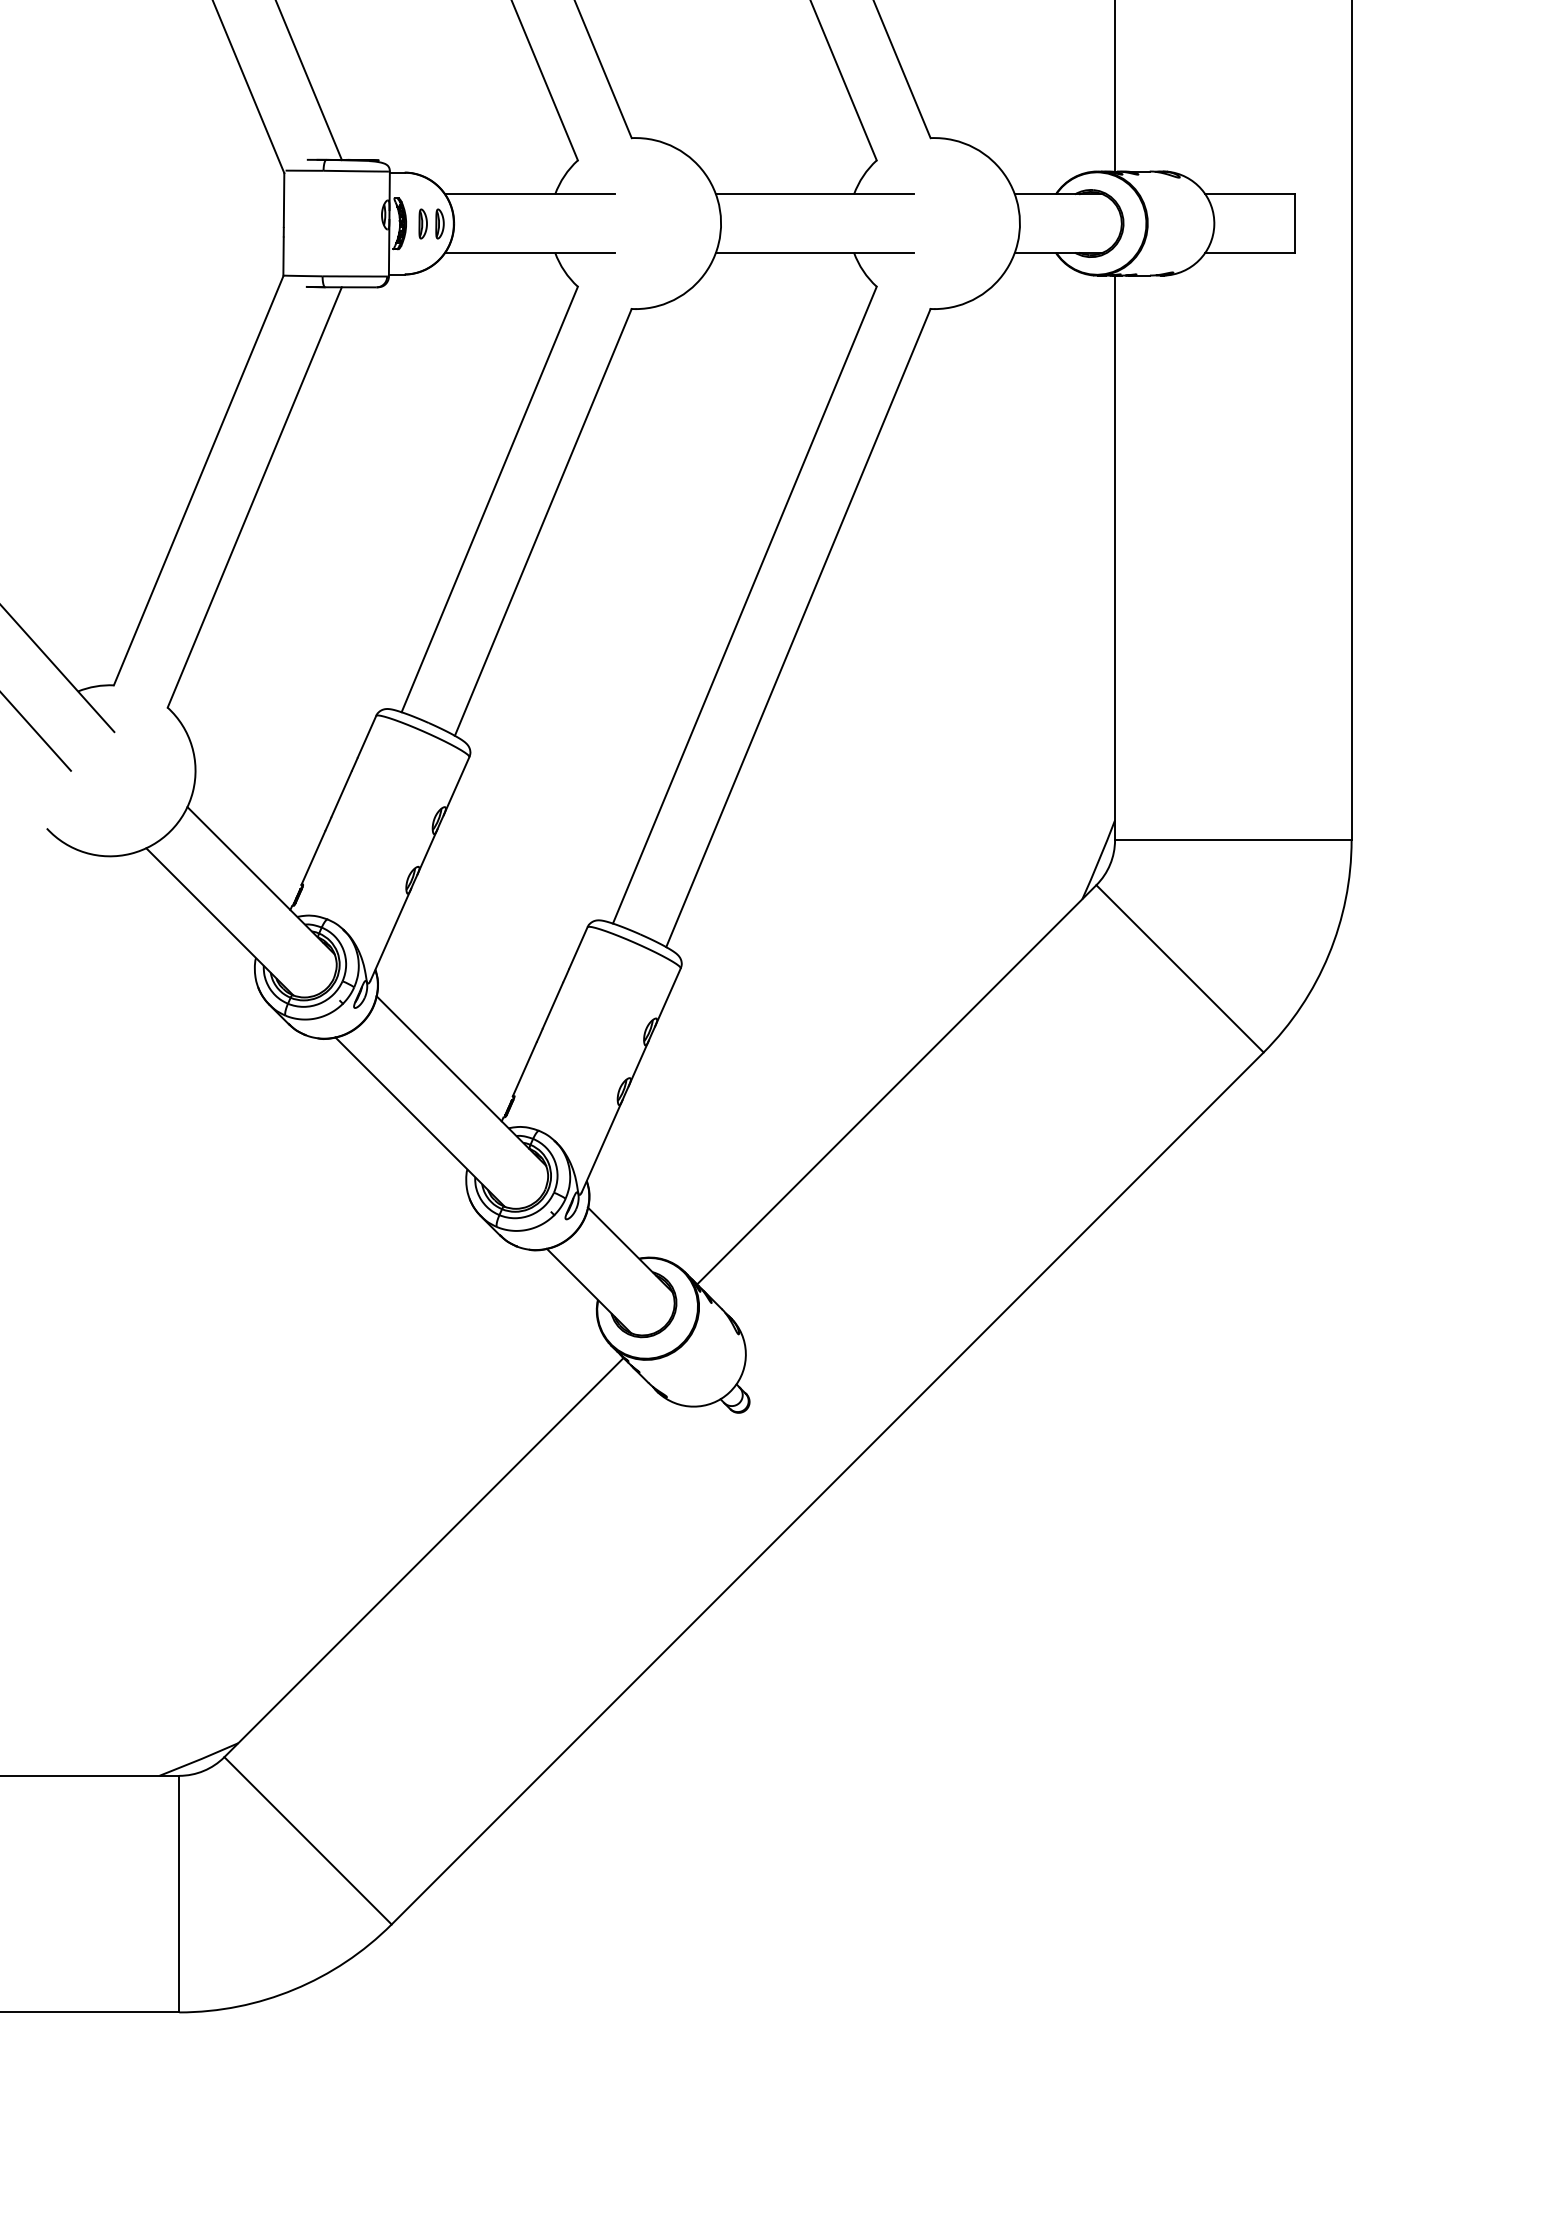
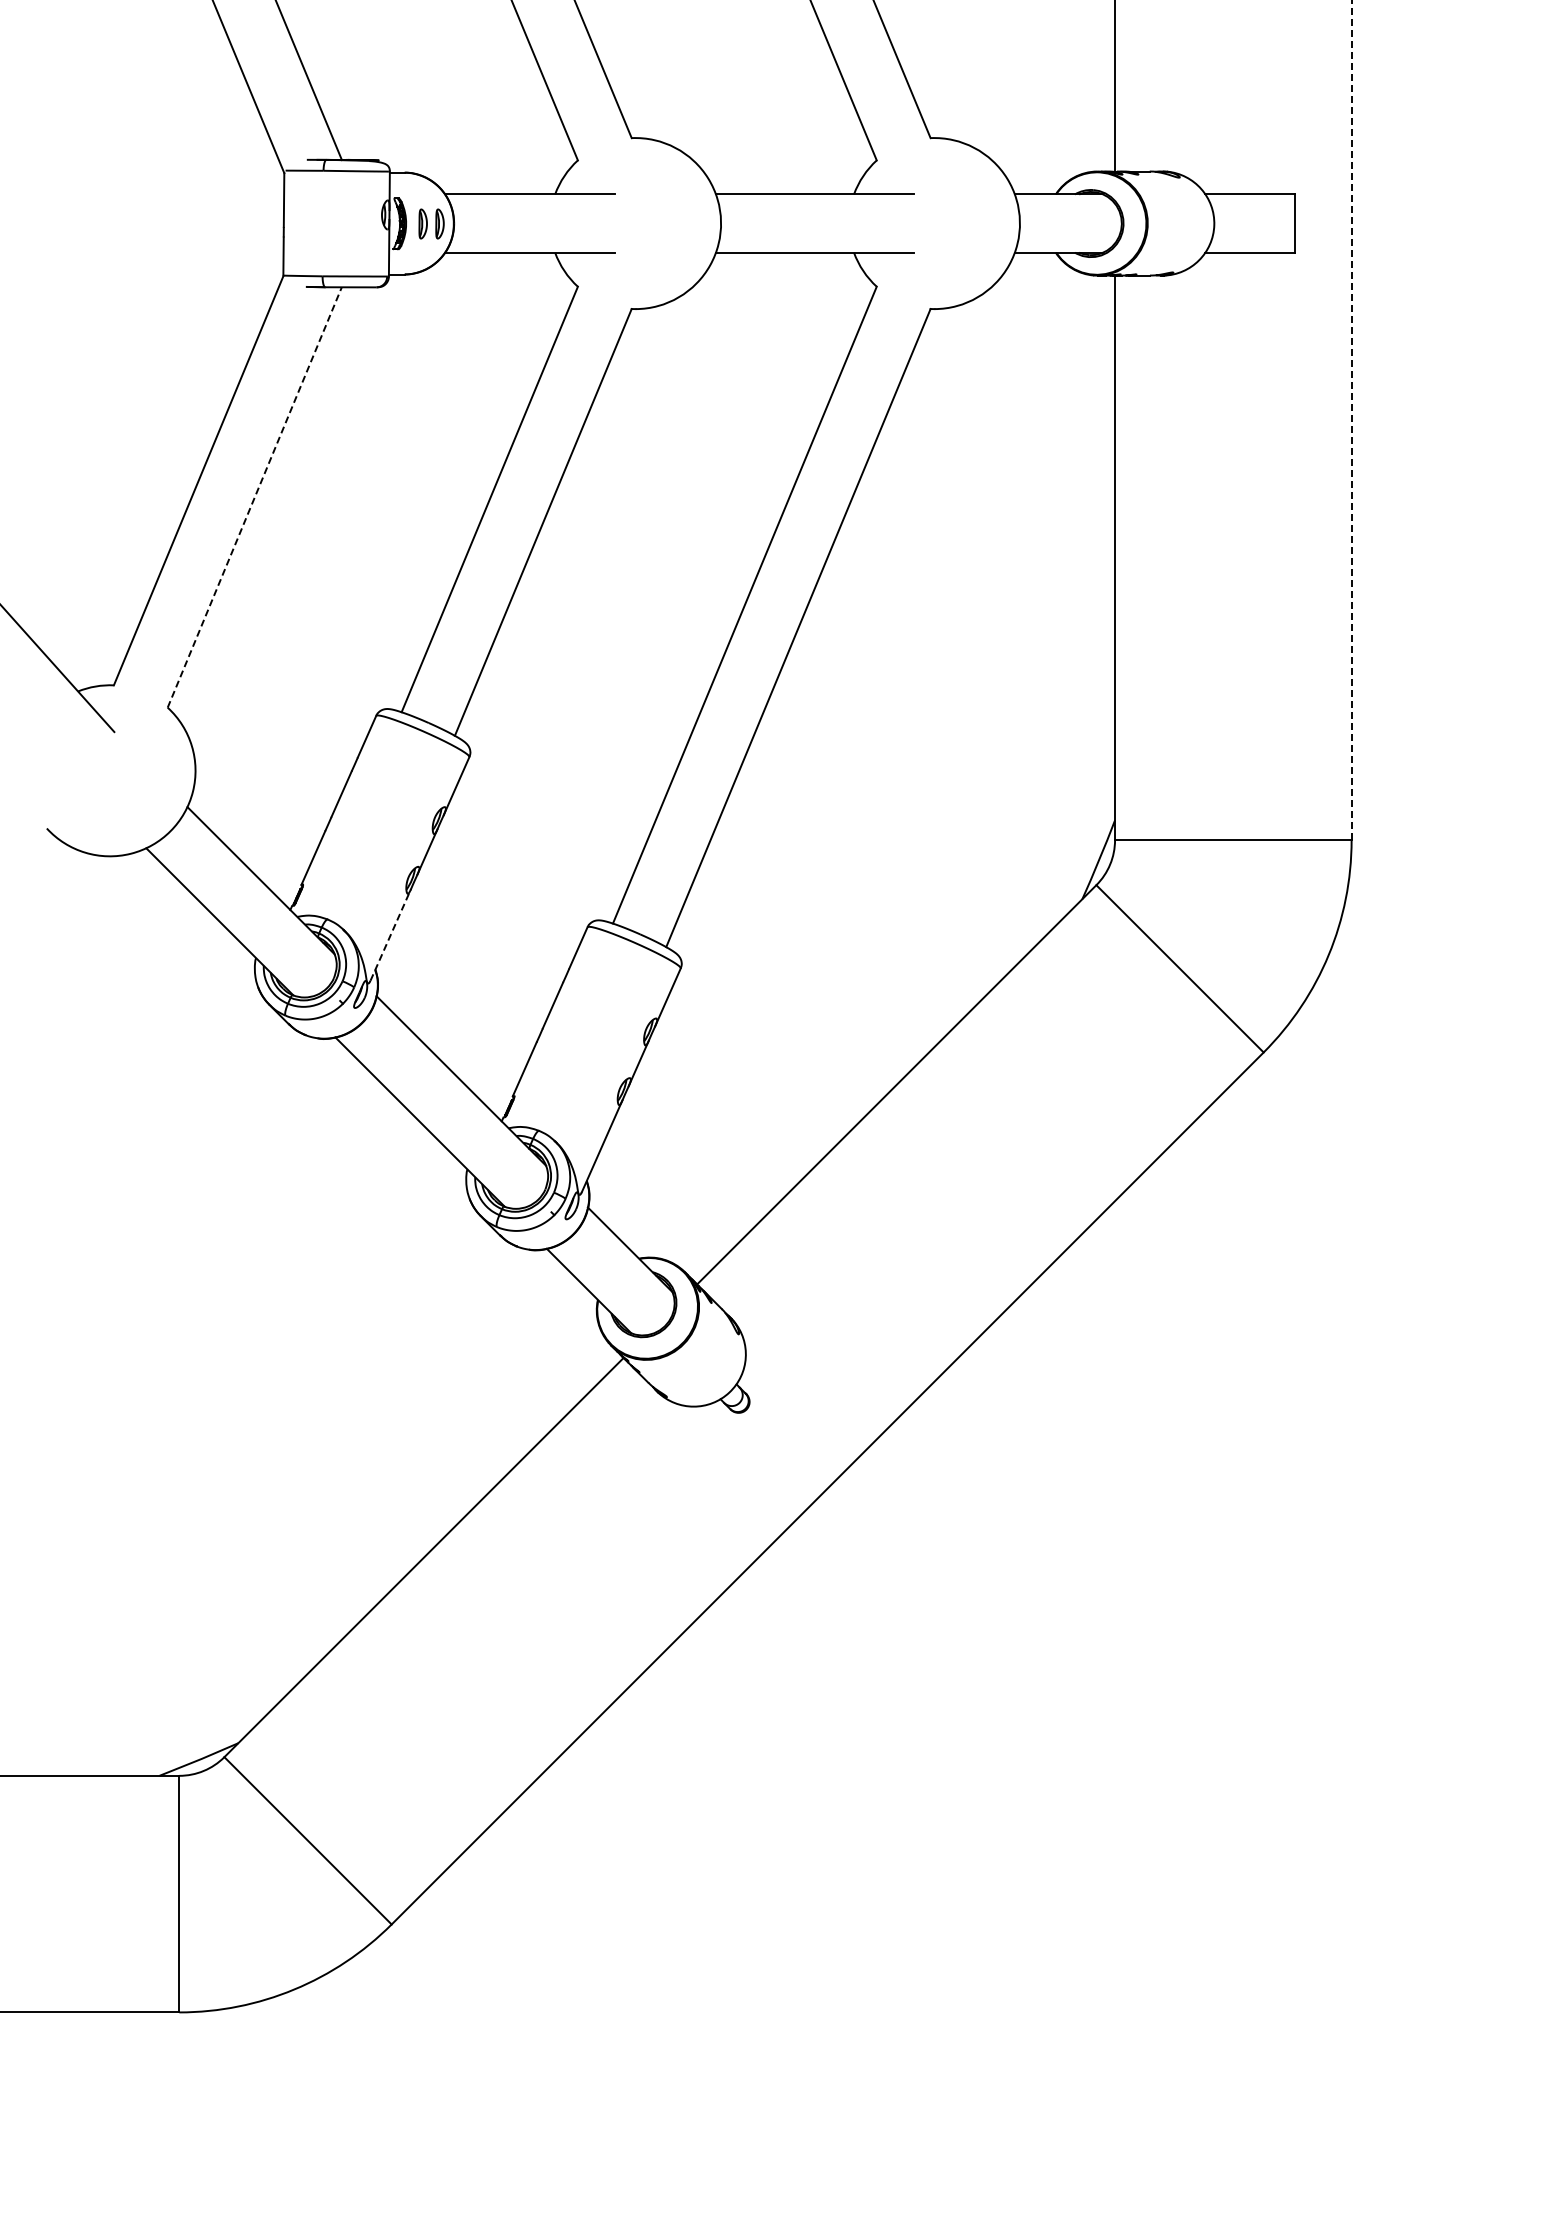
line: solid -> dashed (1351, 420)
line: solid -> dashed (254, 497)
line: present -> none (36, 732)
line: solid -> dashed (391, 934)
